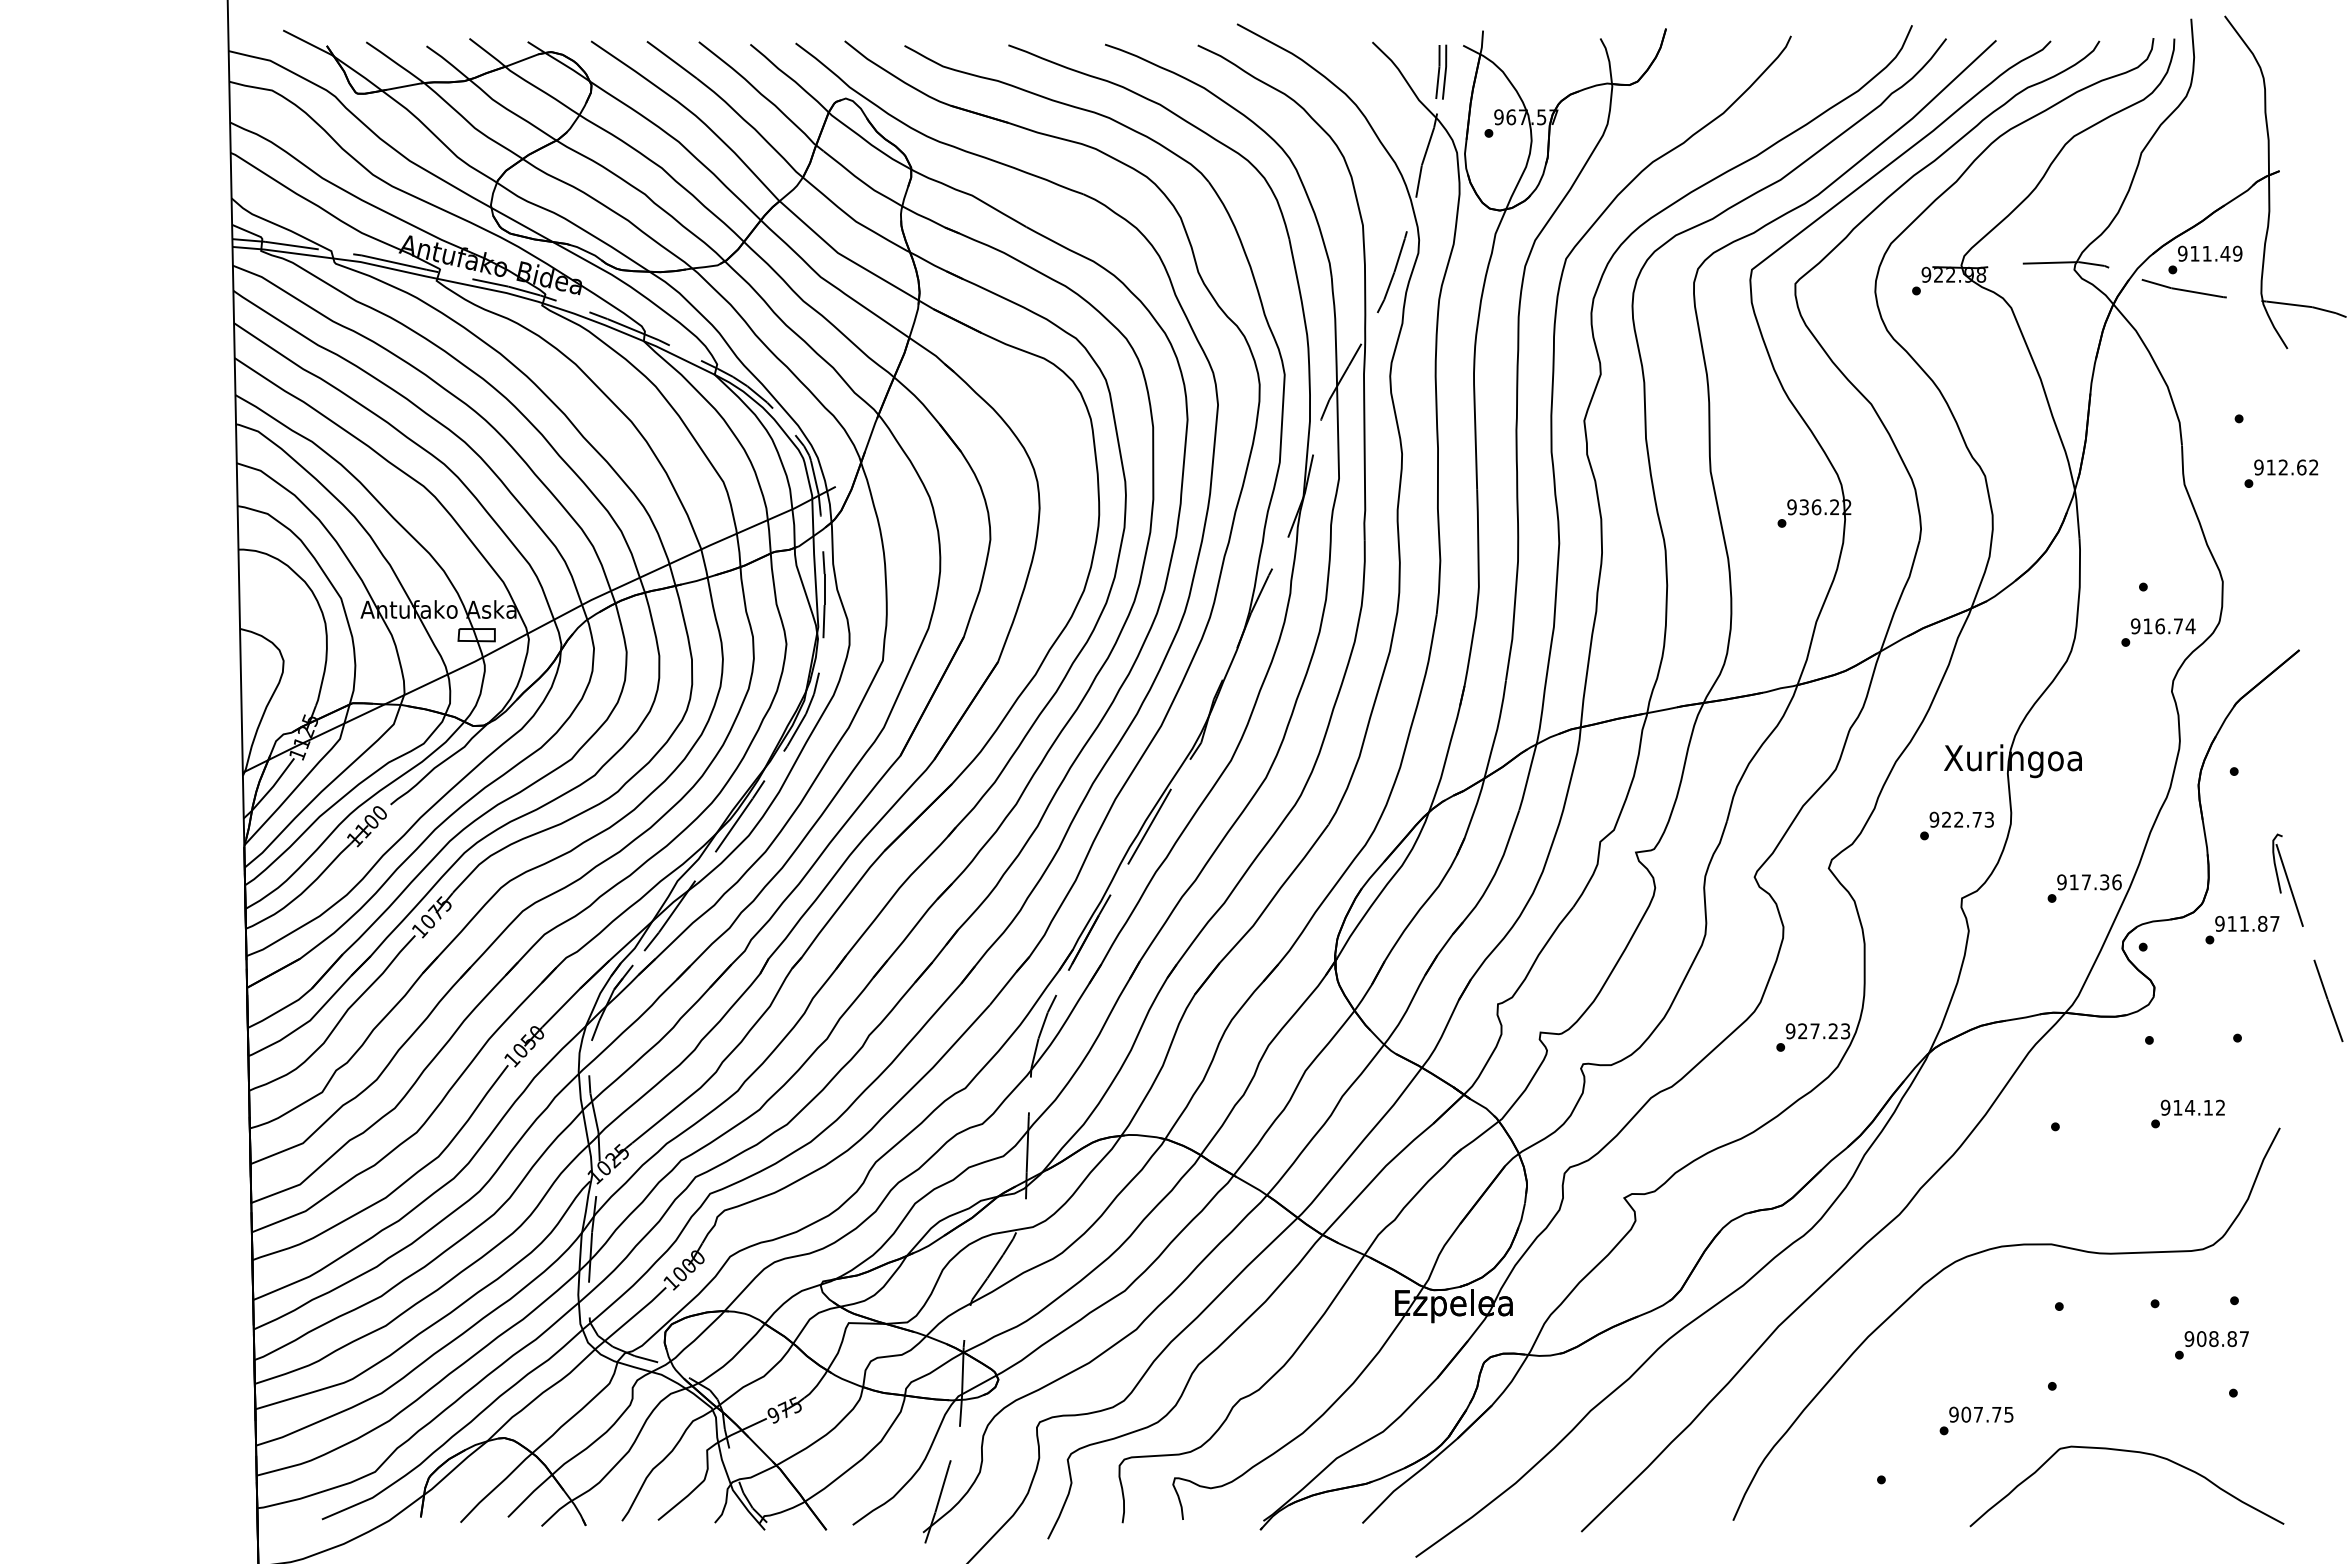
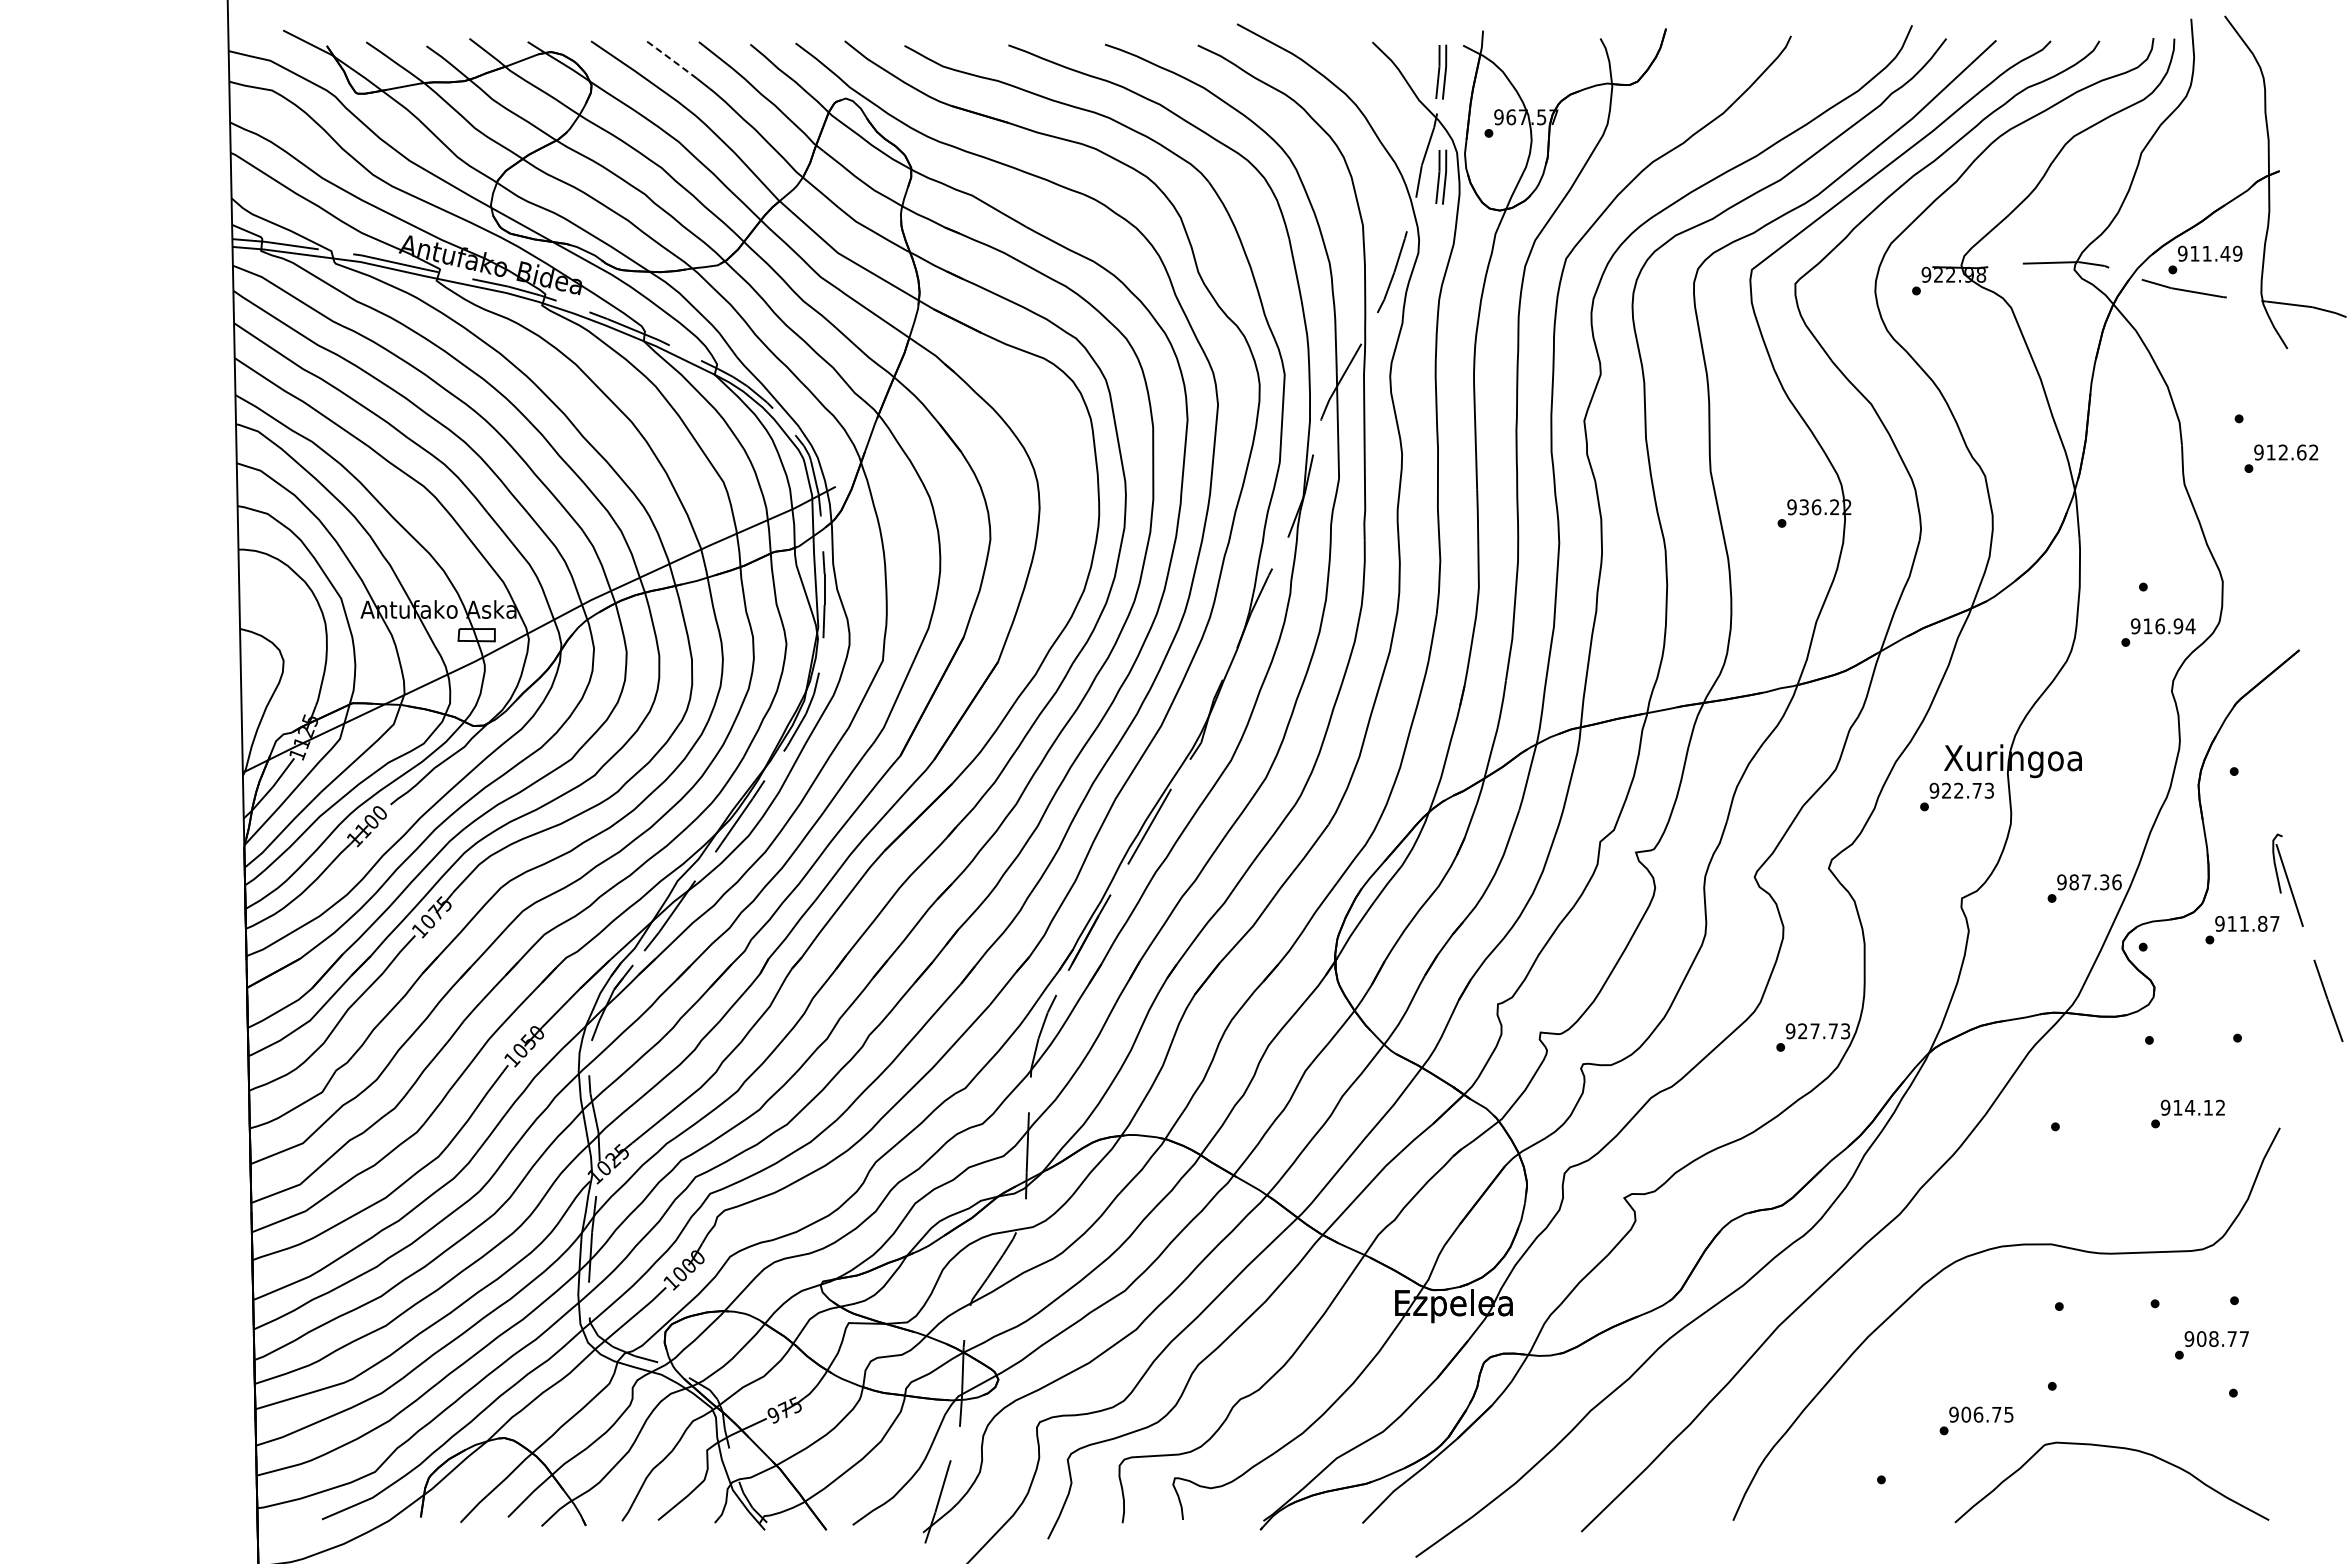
line: solid -> dashed (672, 60)
part: none -> present (1441, 176)
part position: (2281, 473) -> (2281, 458) (2281, 458)
text: 916.74 -> 916.94 (2178, 626)
part position: (1956, 825) -> (1956, 796) (1956, 796)
text: 917.36 -> 987.36 (2073, 882)
text: 927.23 -> 927.73 (1832, 1031)
text: 908.87 -> 908.77 (2231, 1339)
text: 907.75 -> 906.75 (1978, 1414)
curve position: (2130, 1452) -> (2115, 1448) (2115, 1448)
